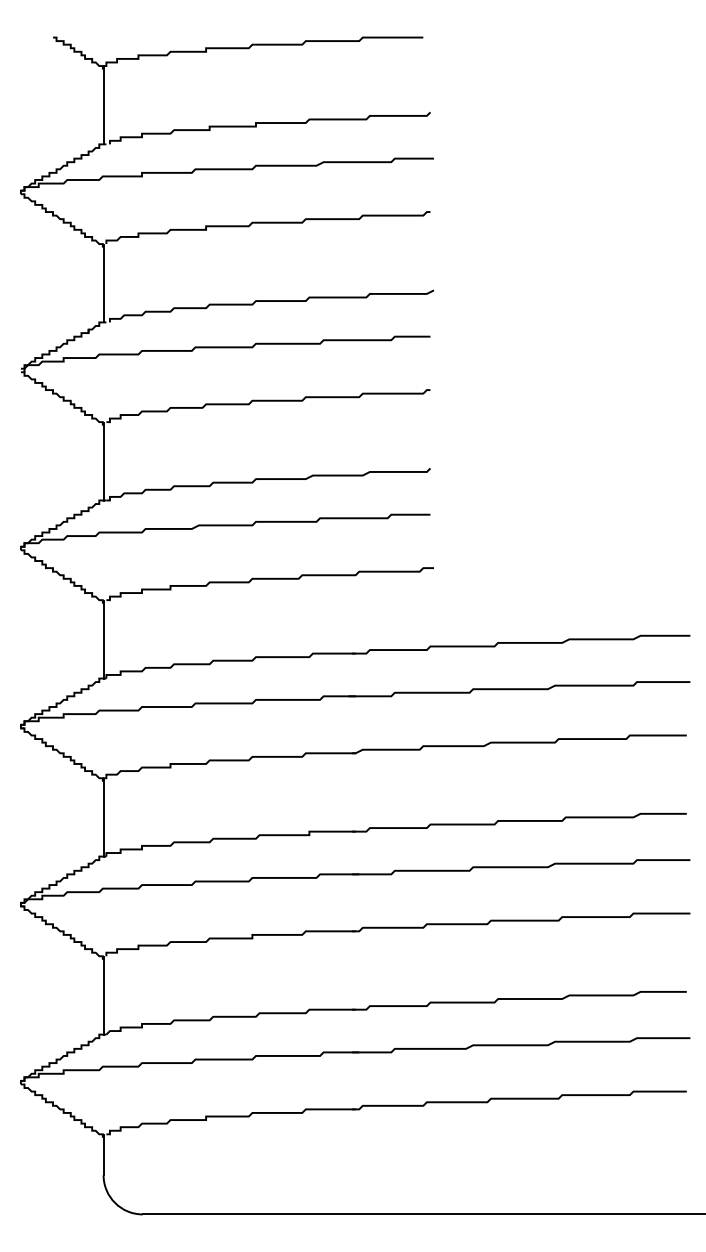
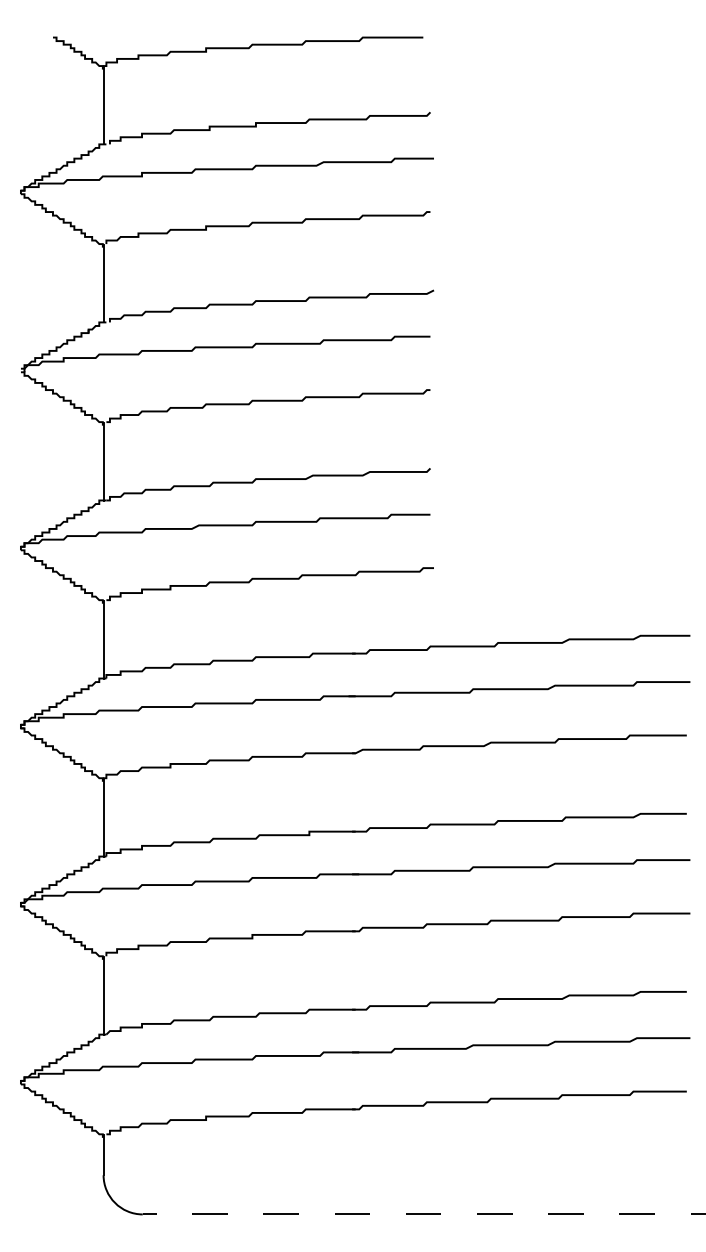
line: solid -> dashed (423, 1214)
